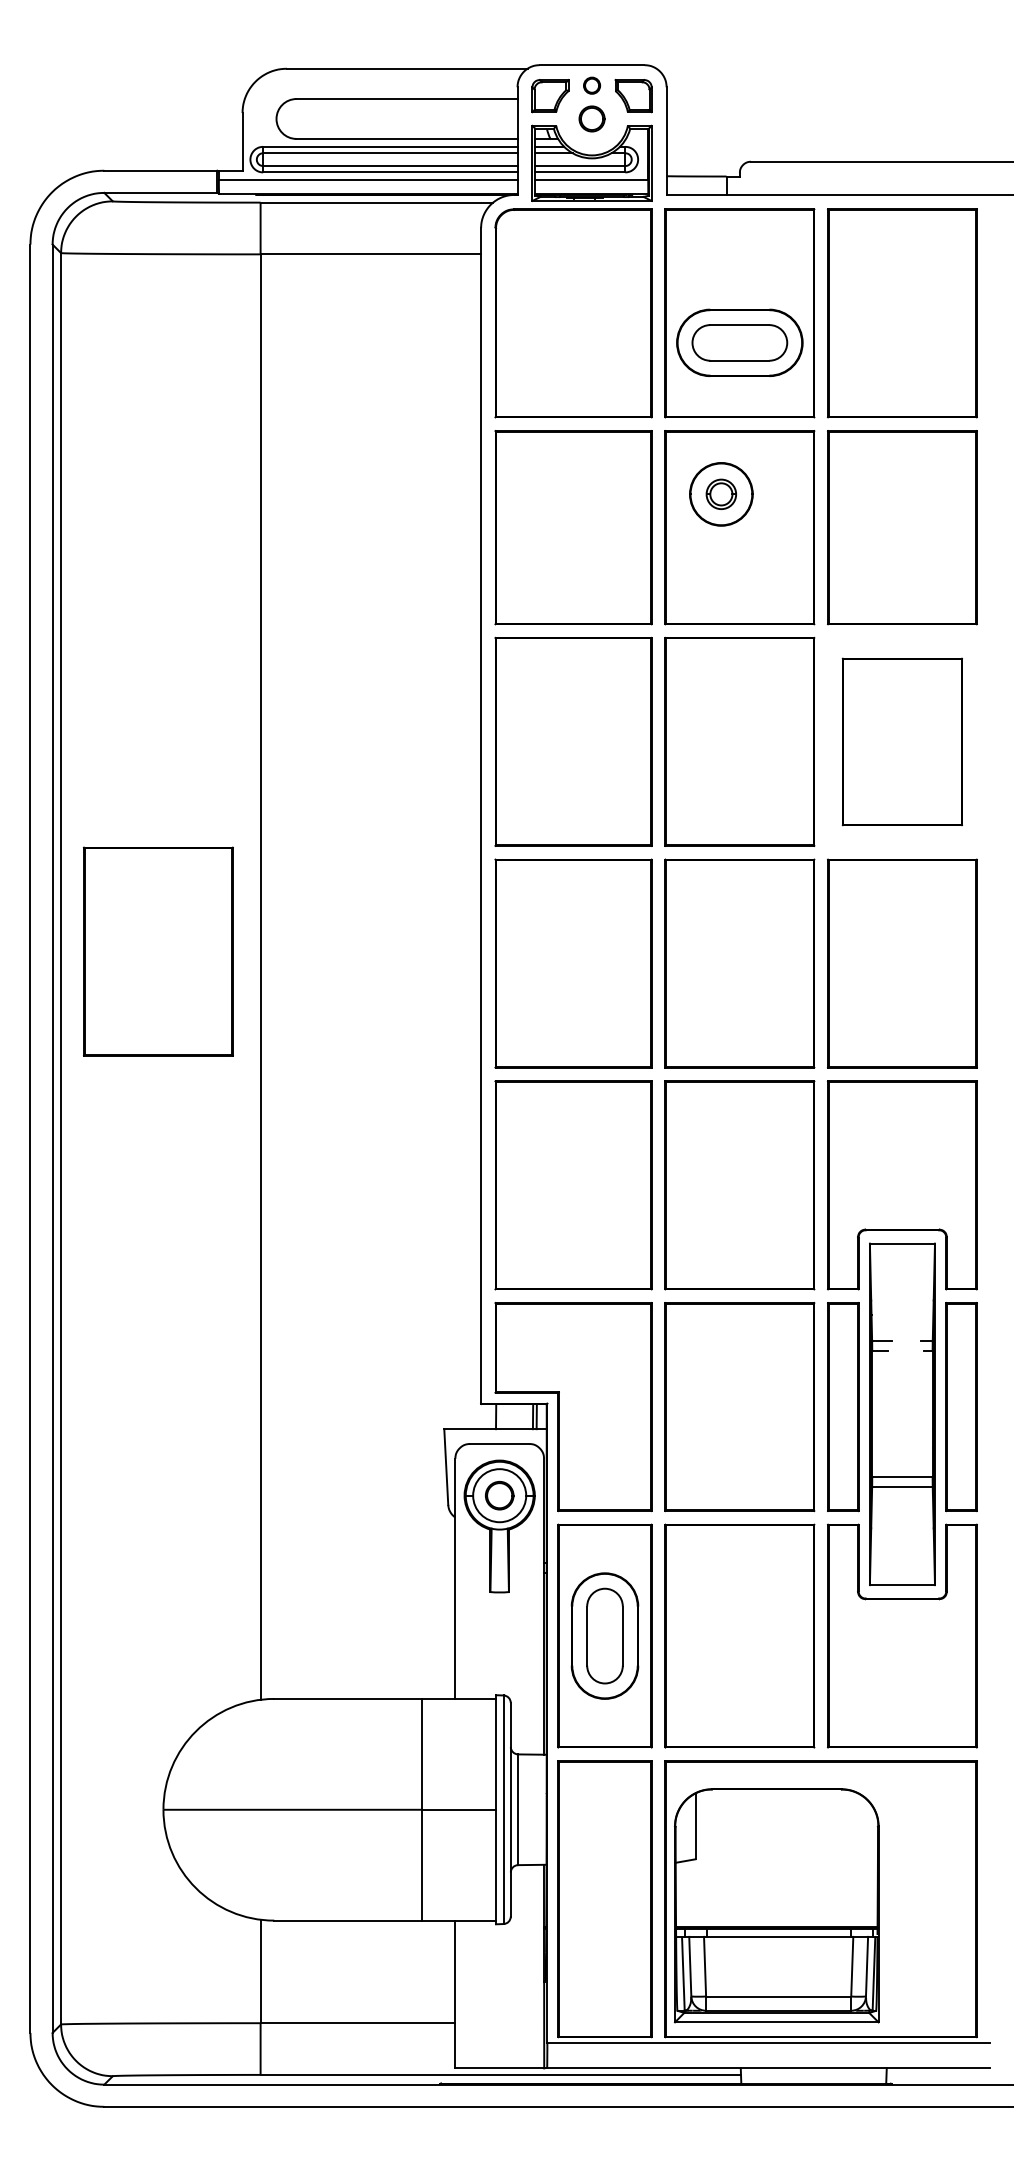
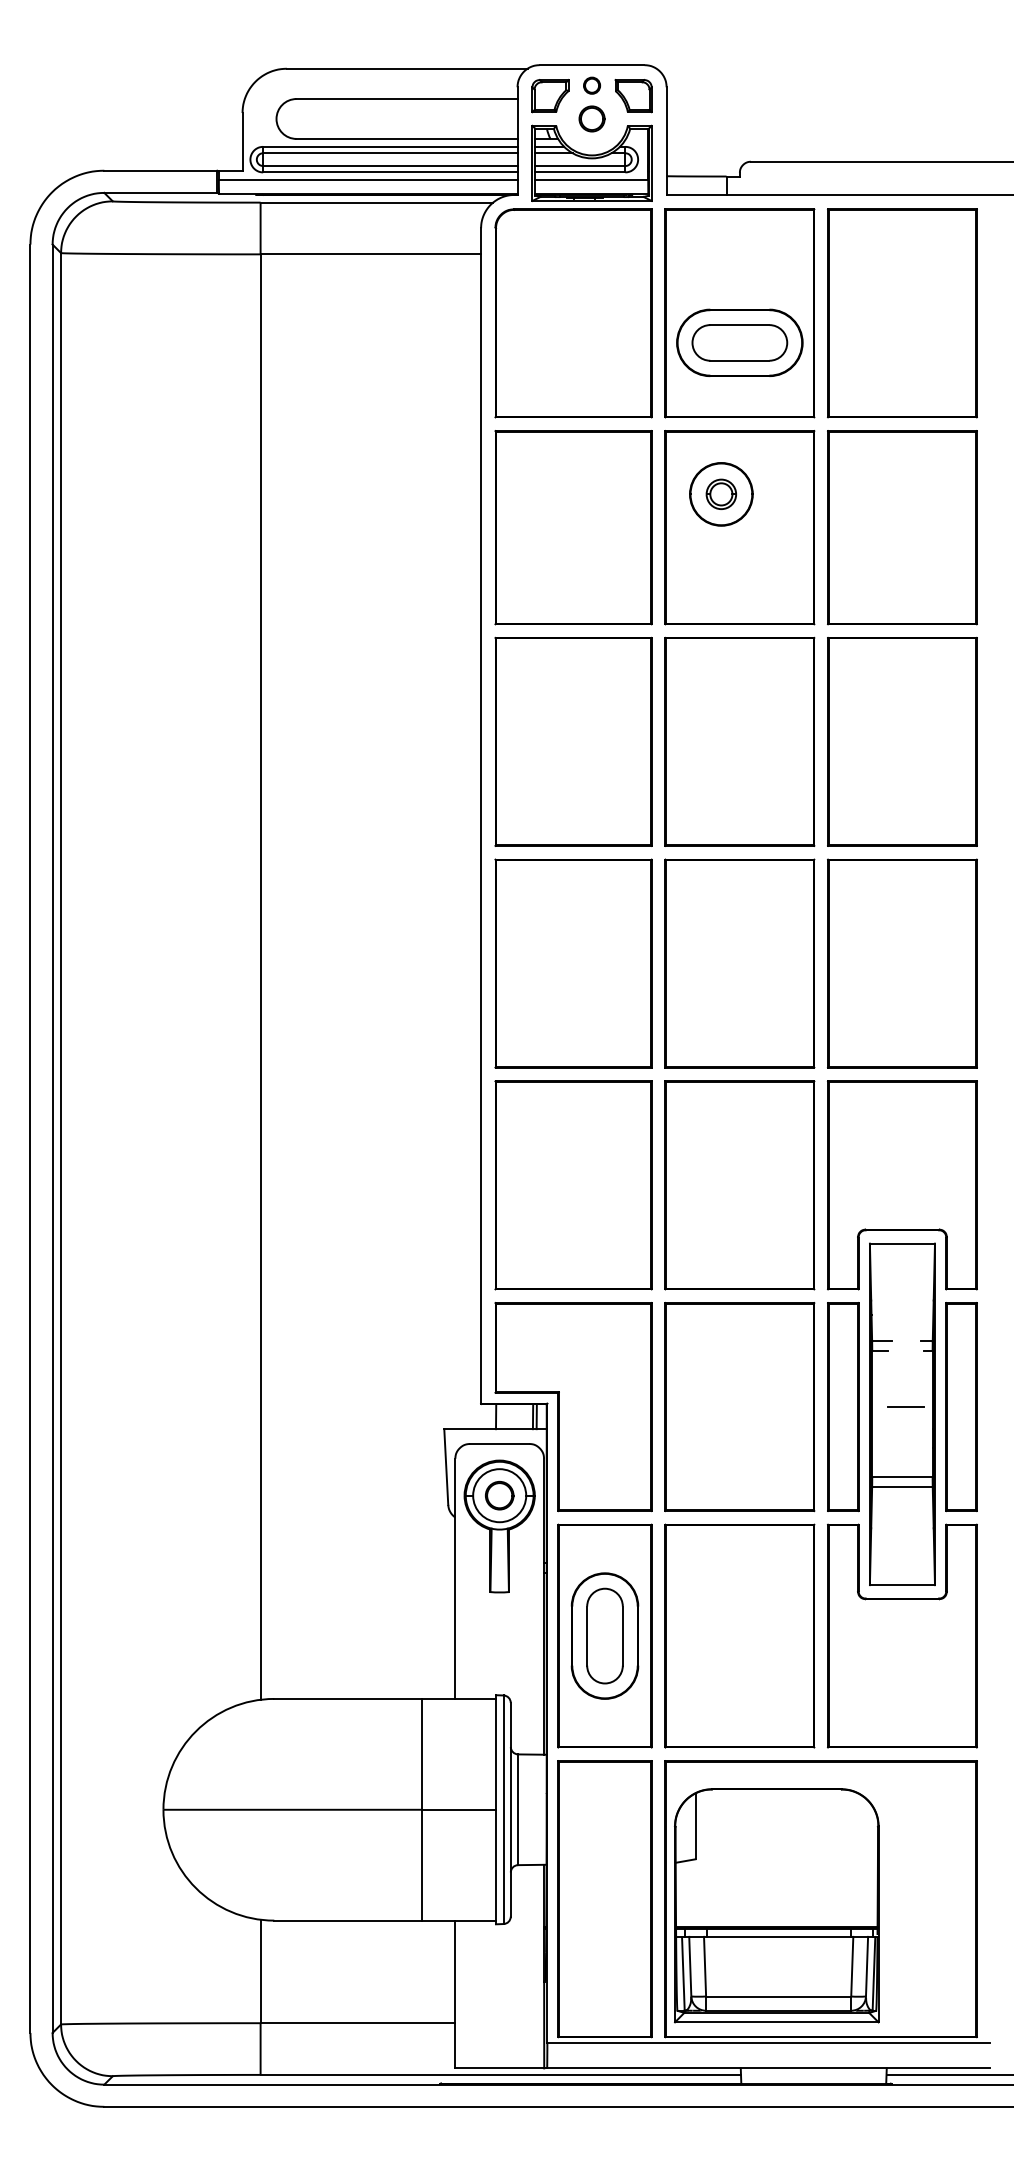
part size: 122x170 px -> 151x210 px (902, 741)
part: present -> none (158, 951)
line: none -> present (906, 1407)
line: none -> present (948, 2074)
